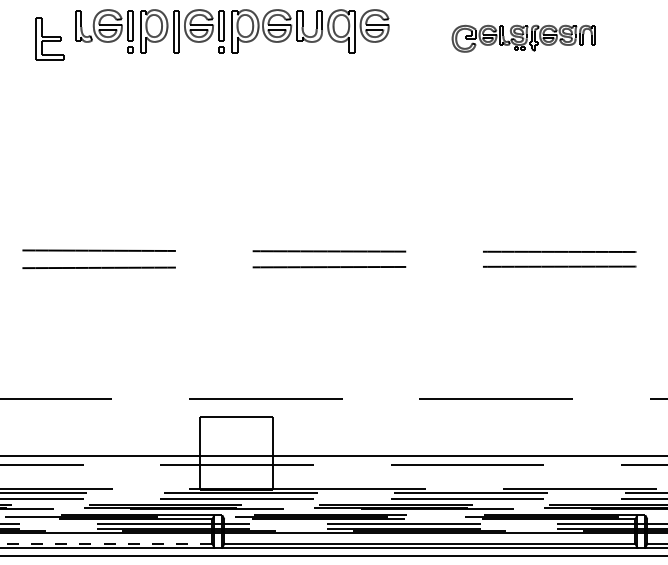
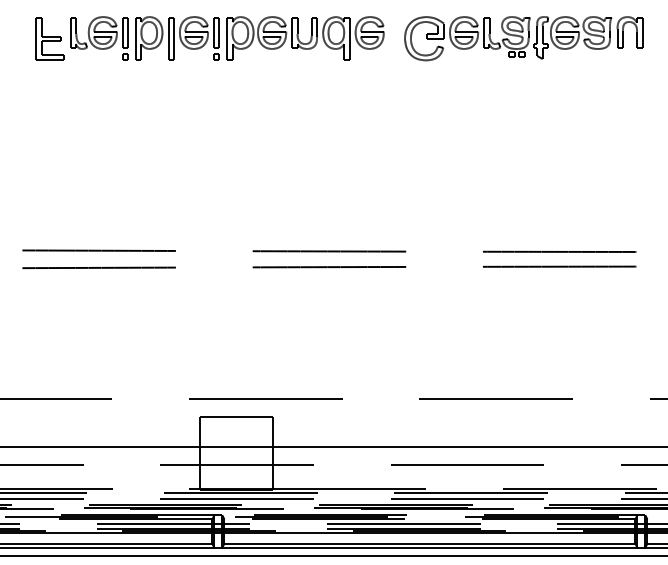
part position: (232, 31) -> (227, 38) (227, 38)
part size: 145x29 px -> 240x46 px (523, 38)
line position: (333, 455) -> (333, 446) (333, 446)
line: dashed -> solid (106, 543)
